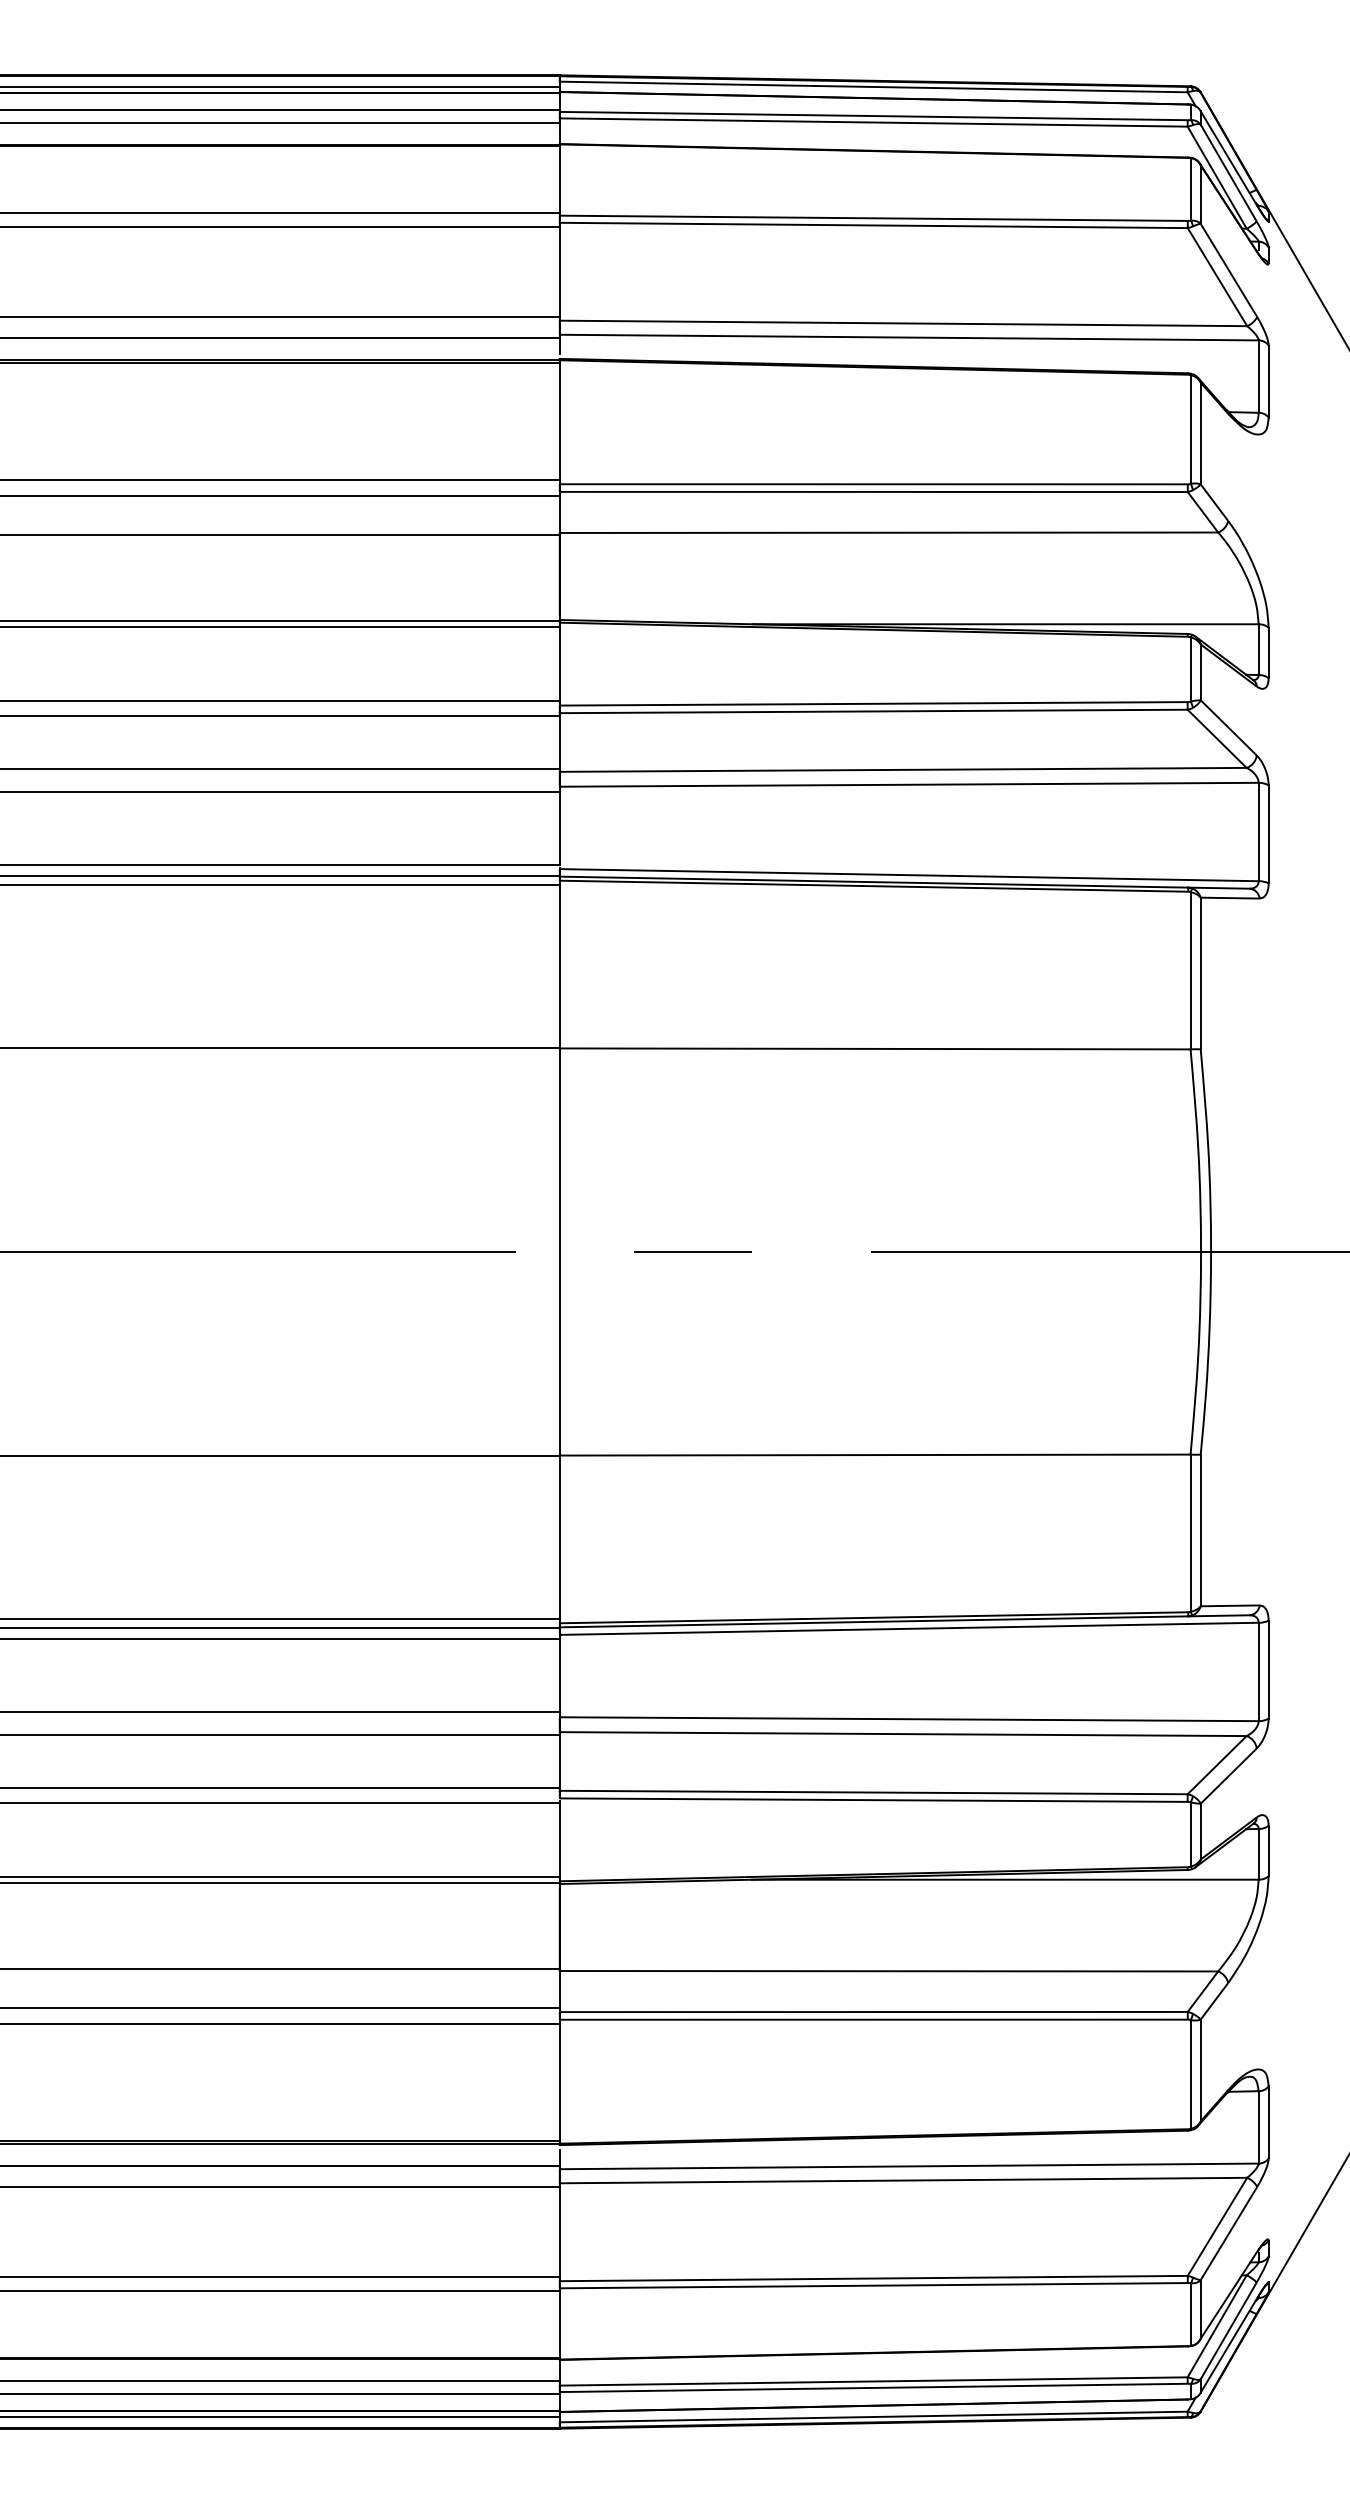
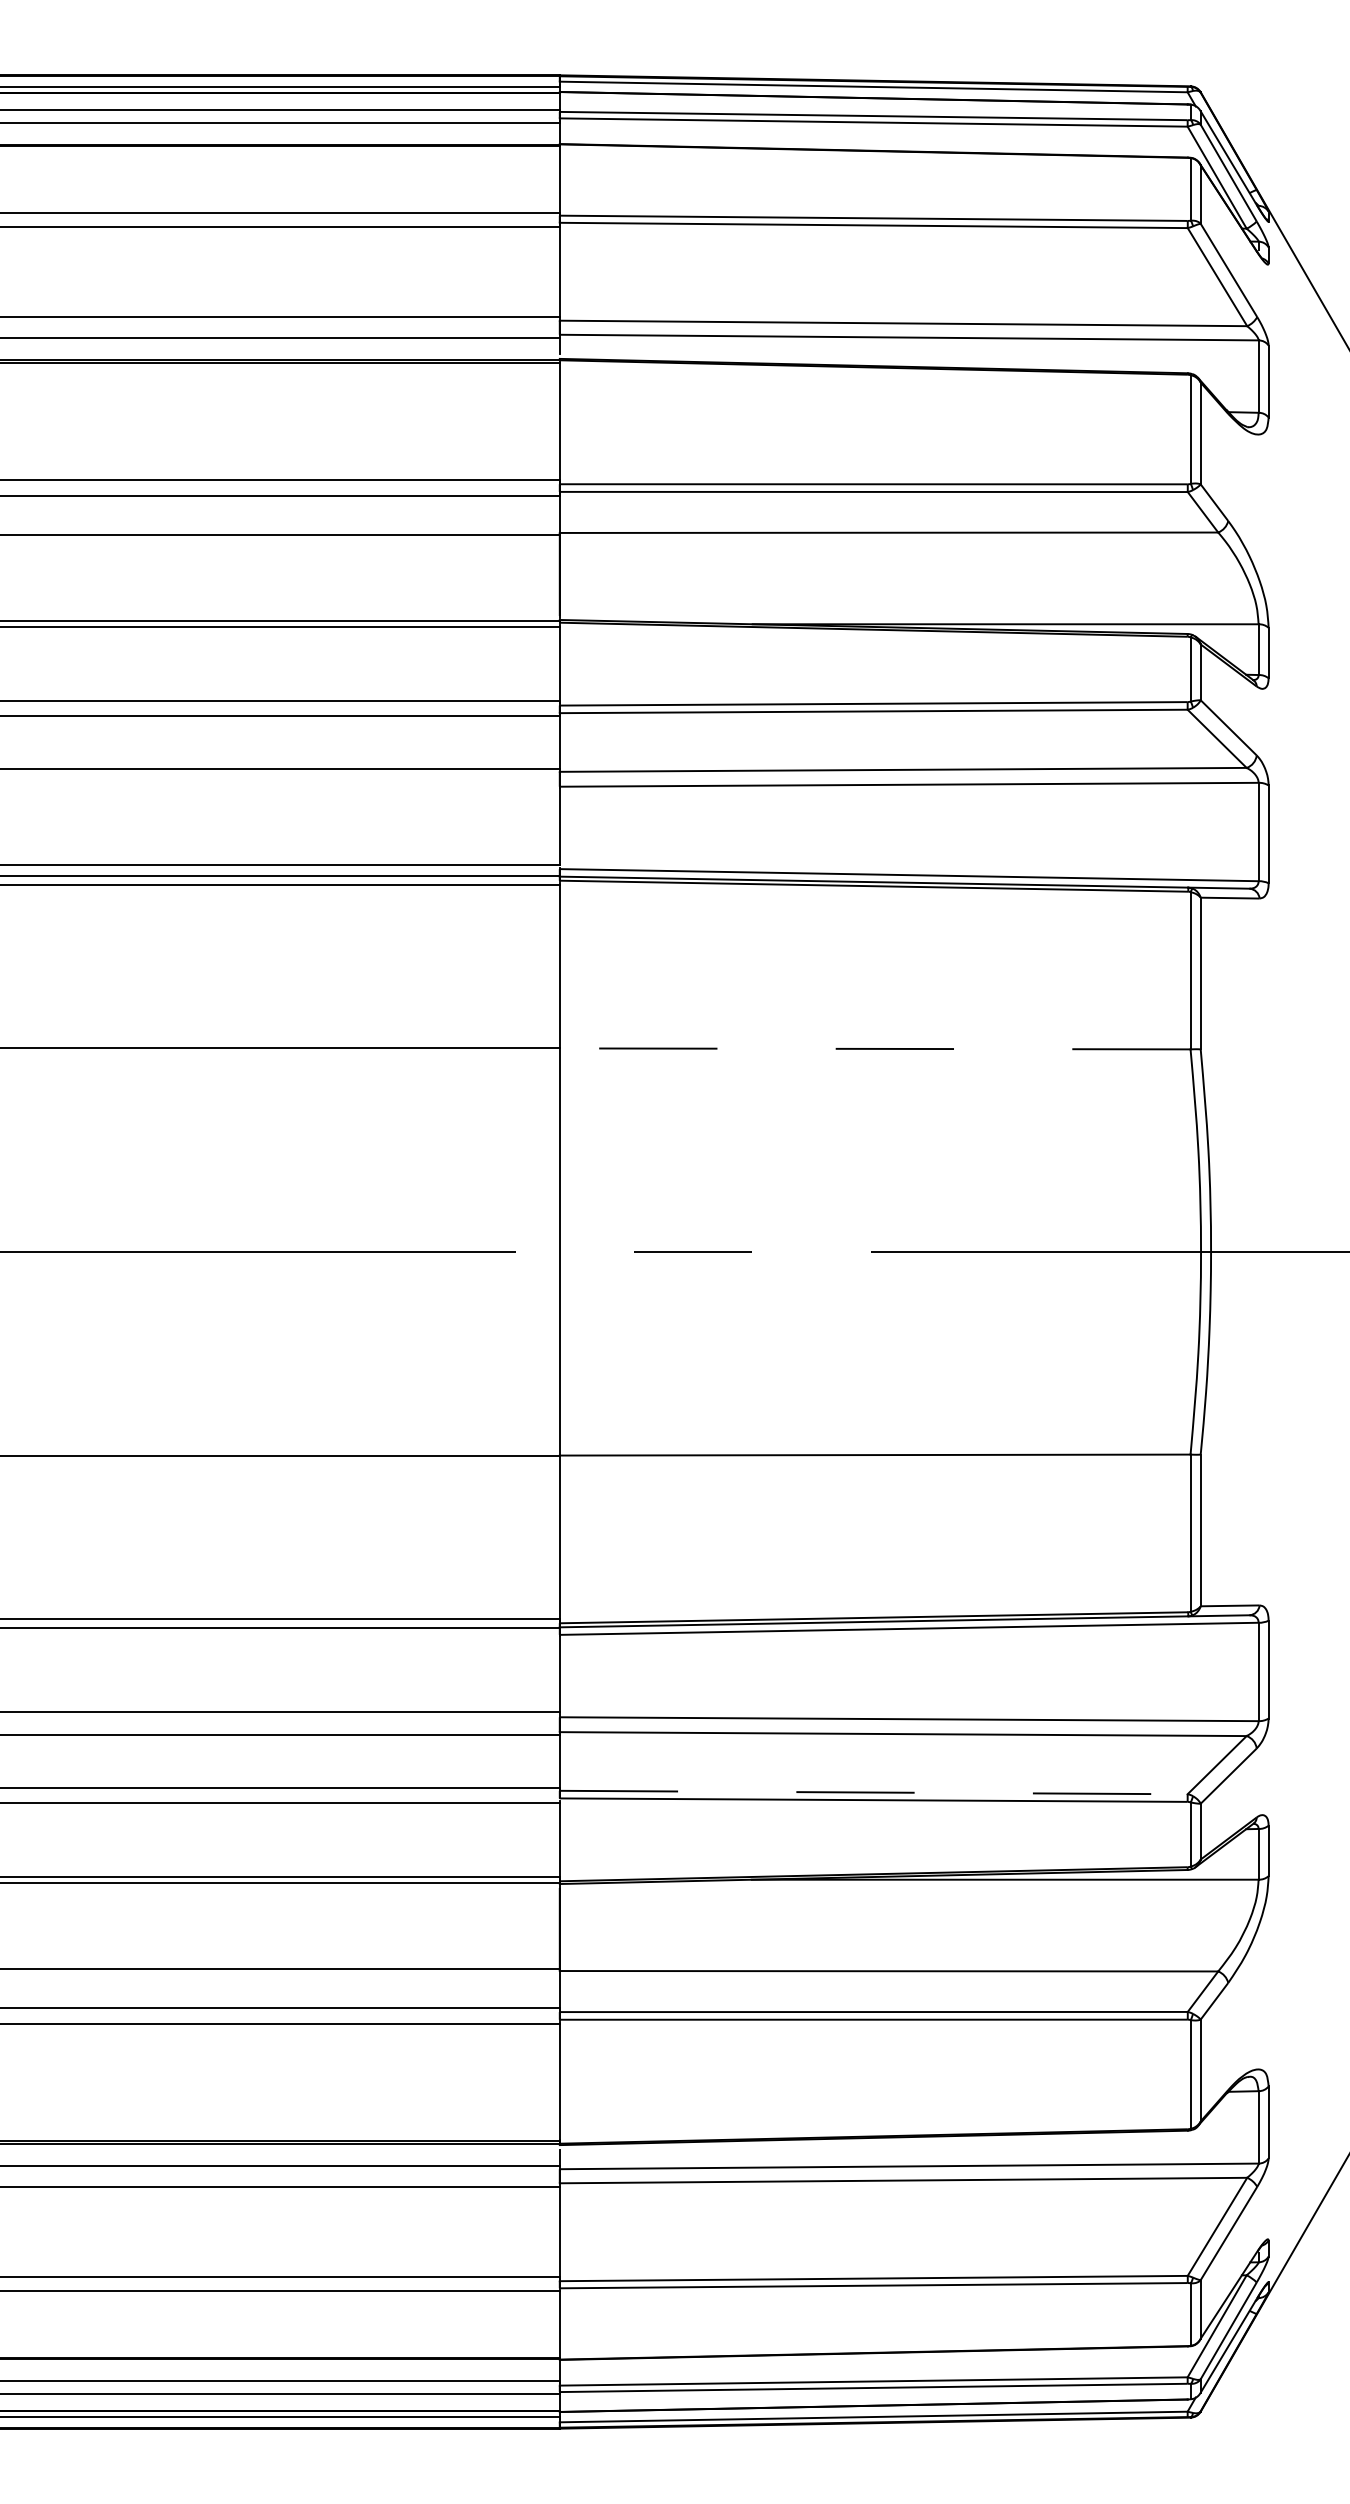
line: present -> none (280, 791)
line: solid -> dashed (874, 1048)
line: present -> none (280, 1638)
line: solid -> dashed (873, 1792)
